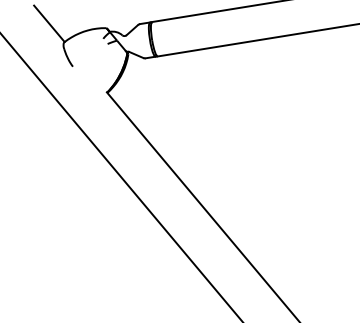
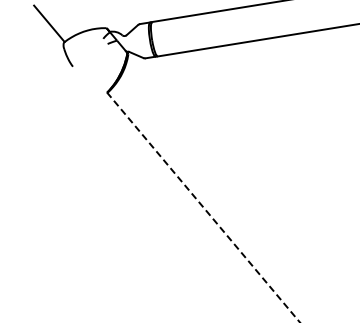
line: present -> none (121, 177)
line: solid -> dashed (203, 207)
